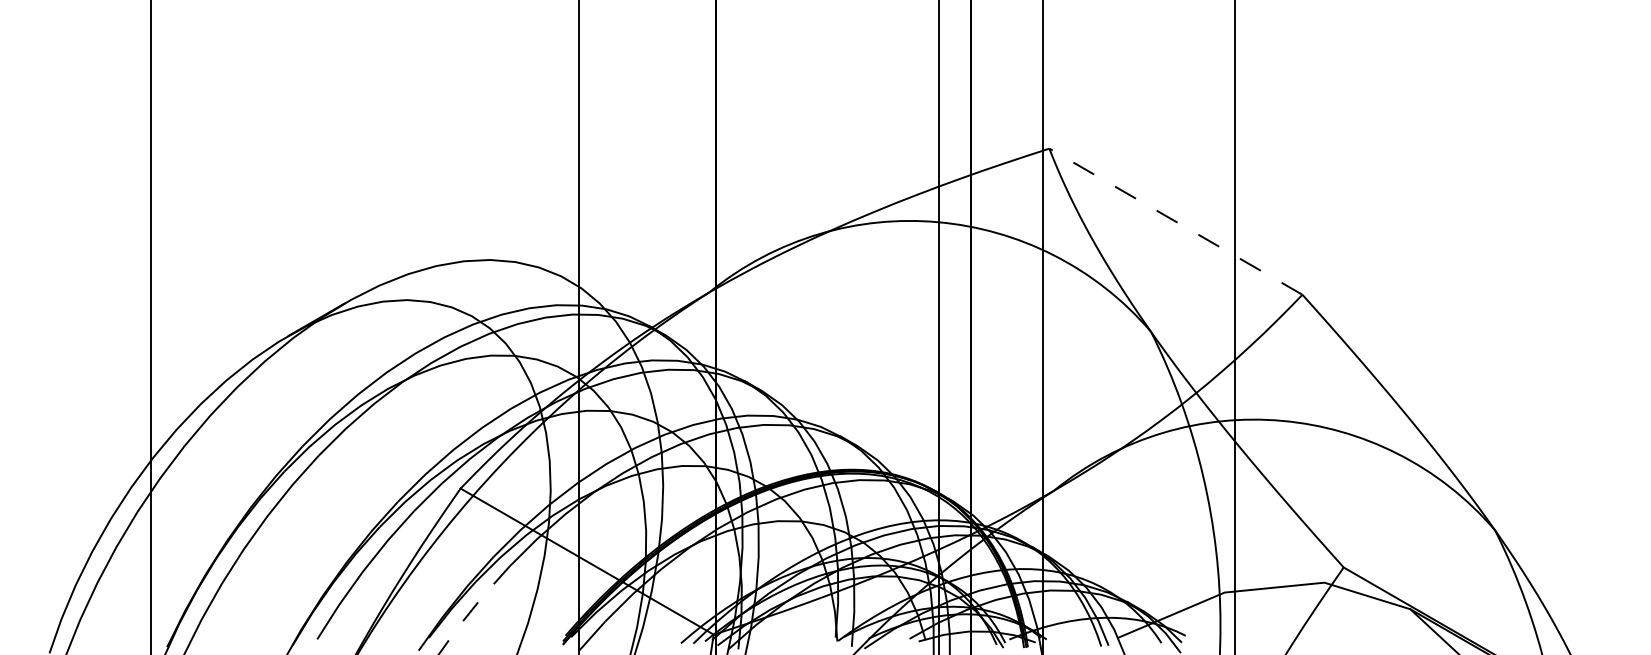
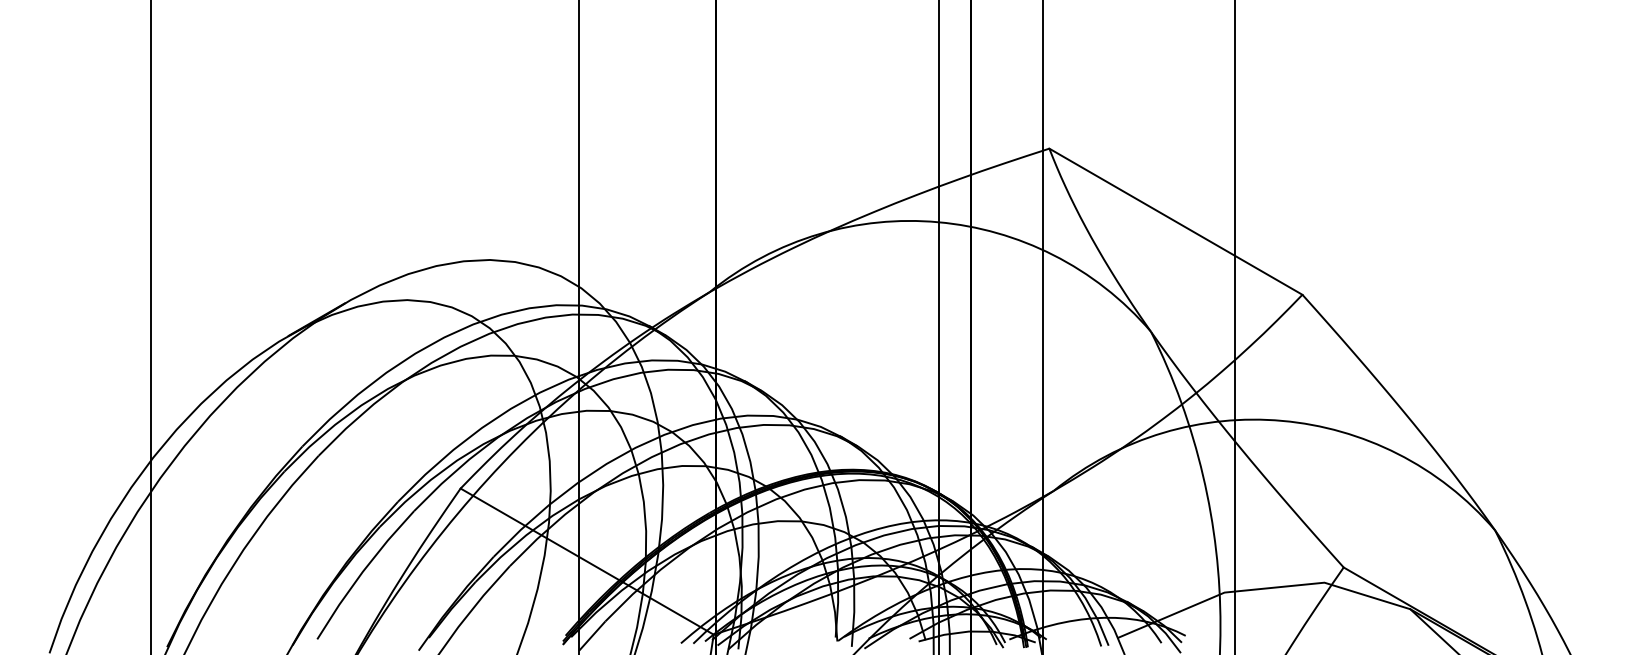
line: dashed -> solid (1175, 221)
line: dashed -> solid (472, 609)
